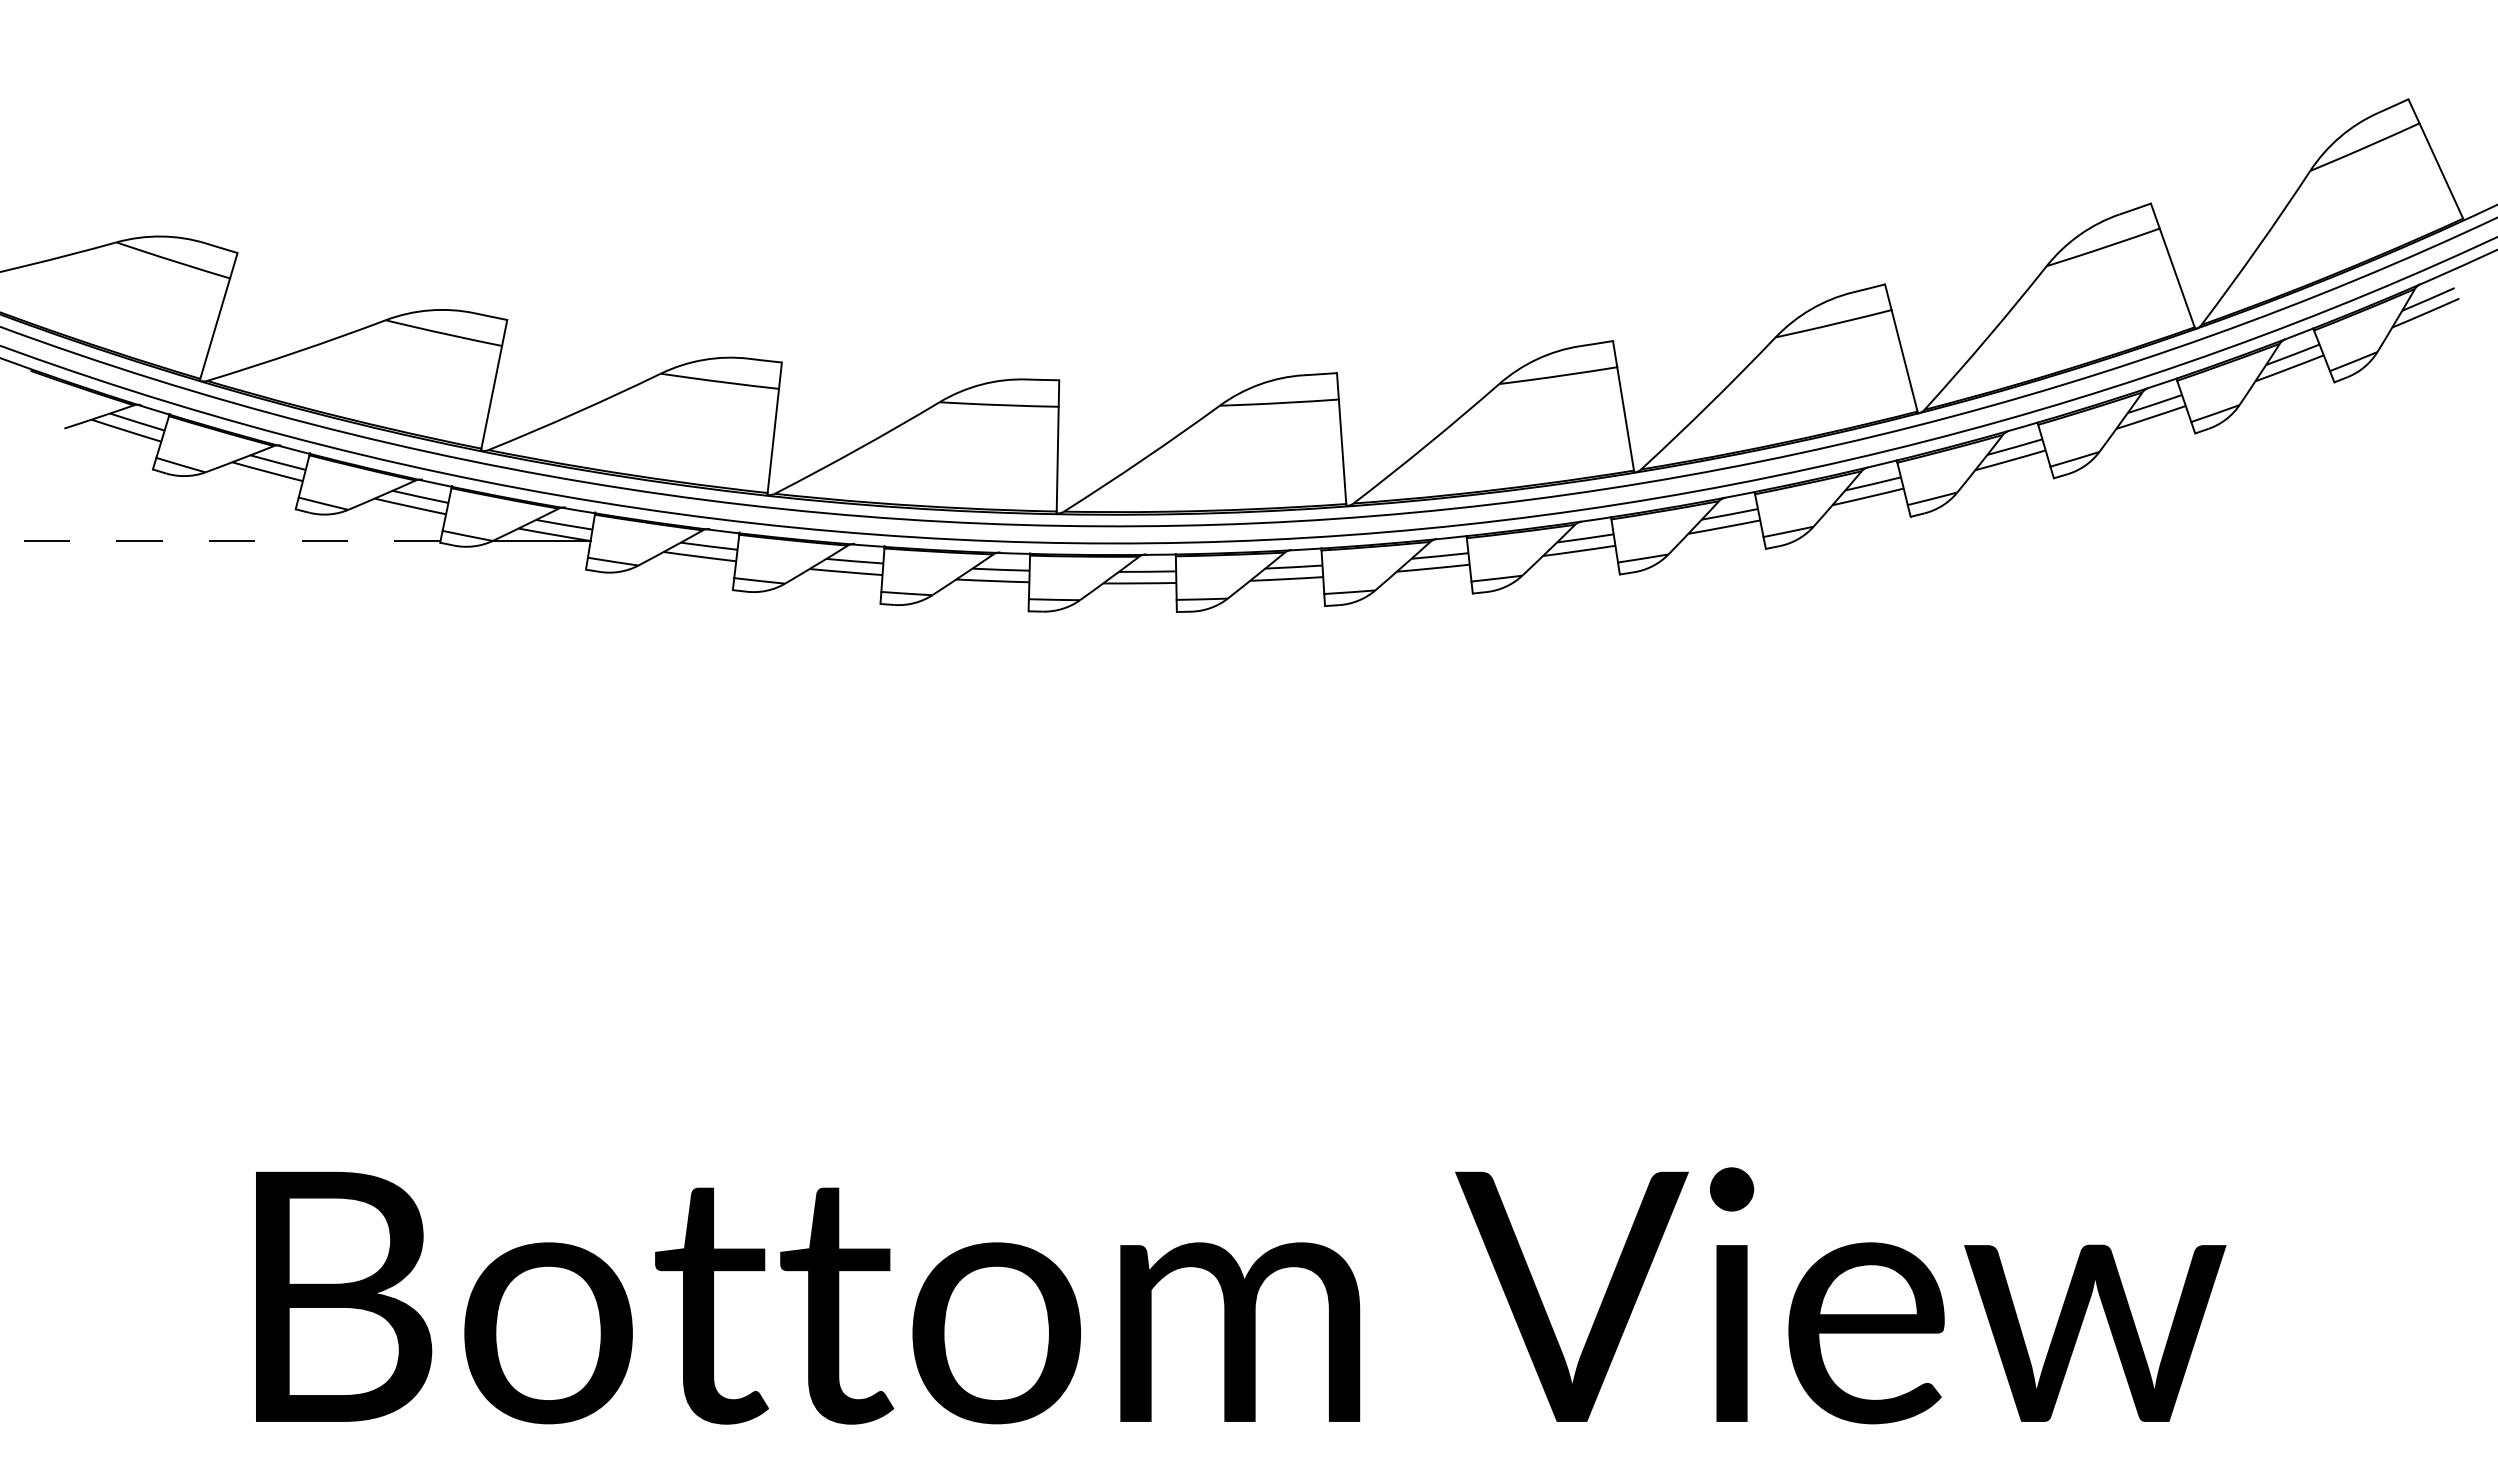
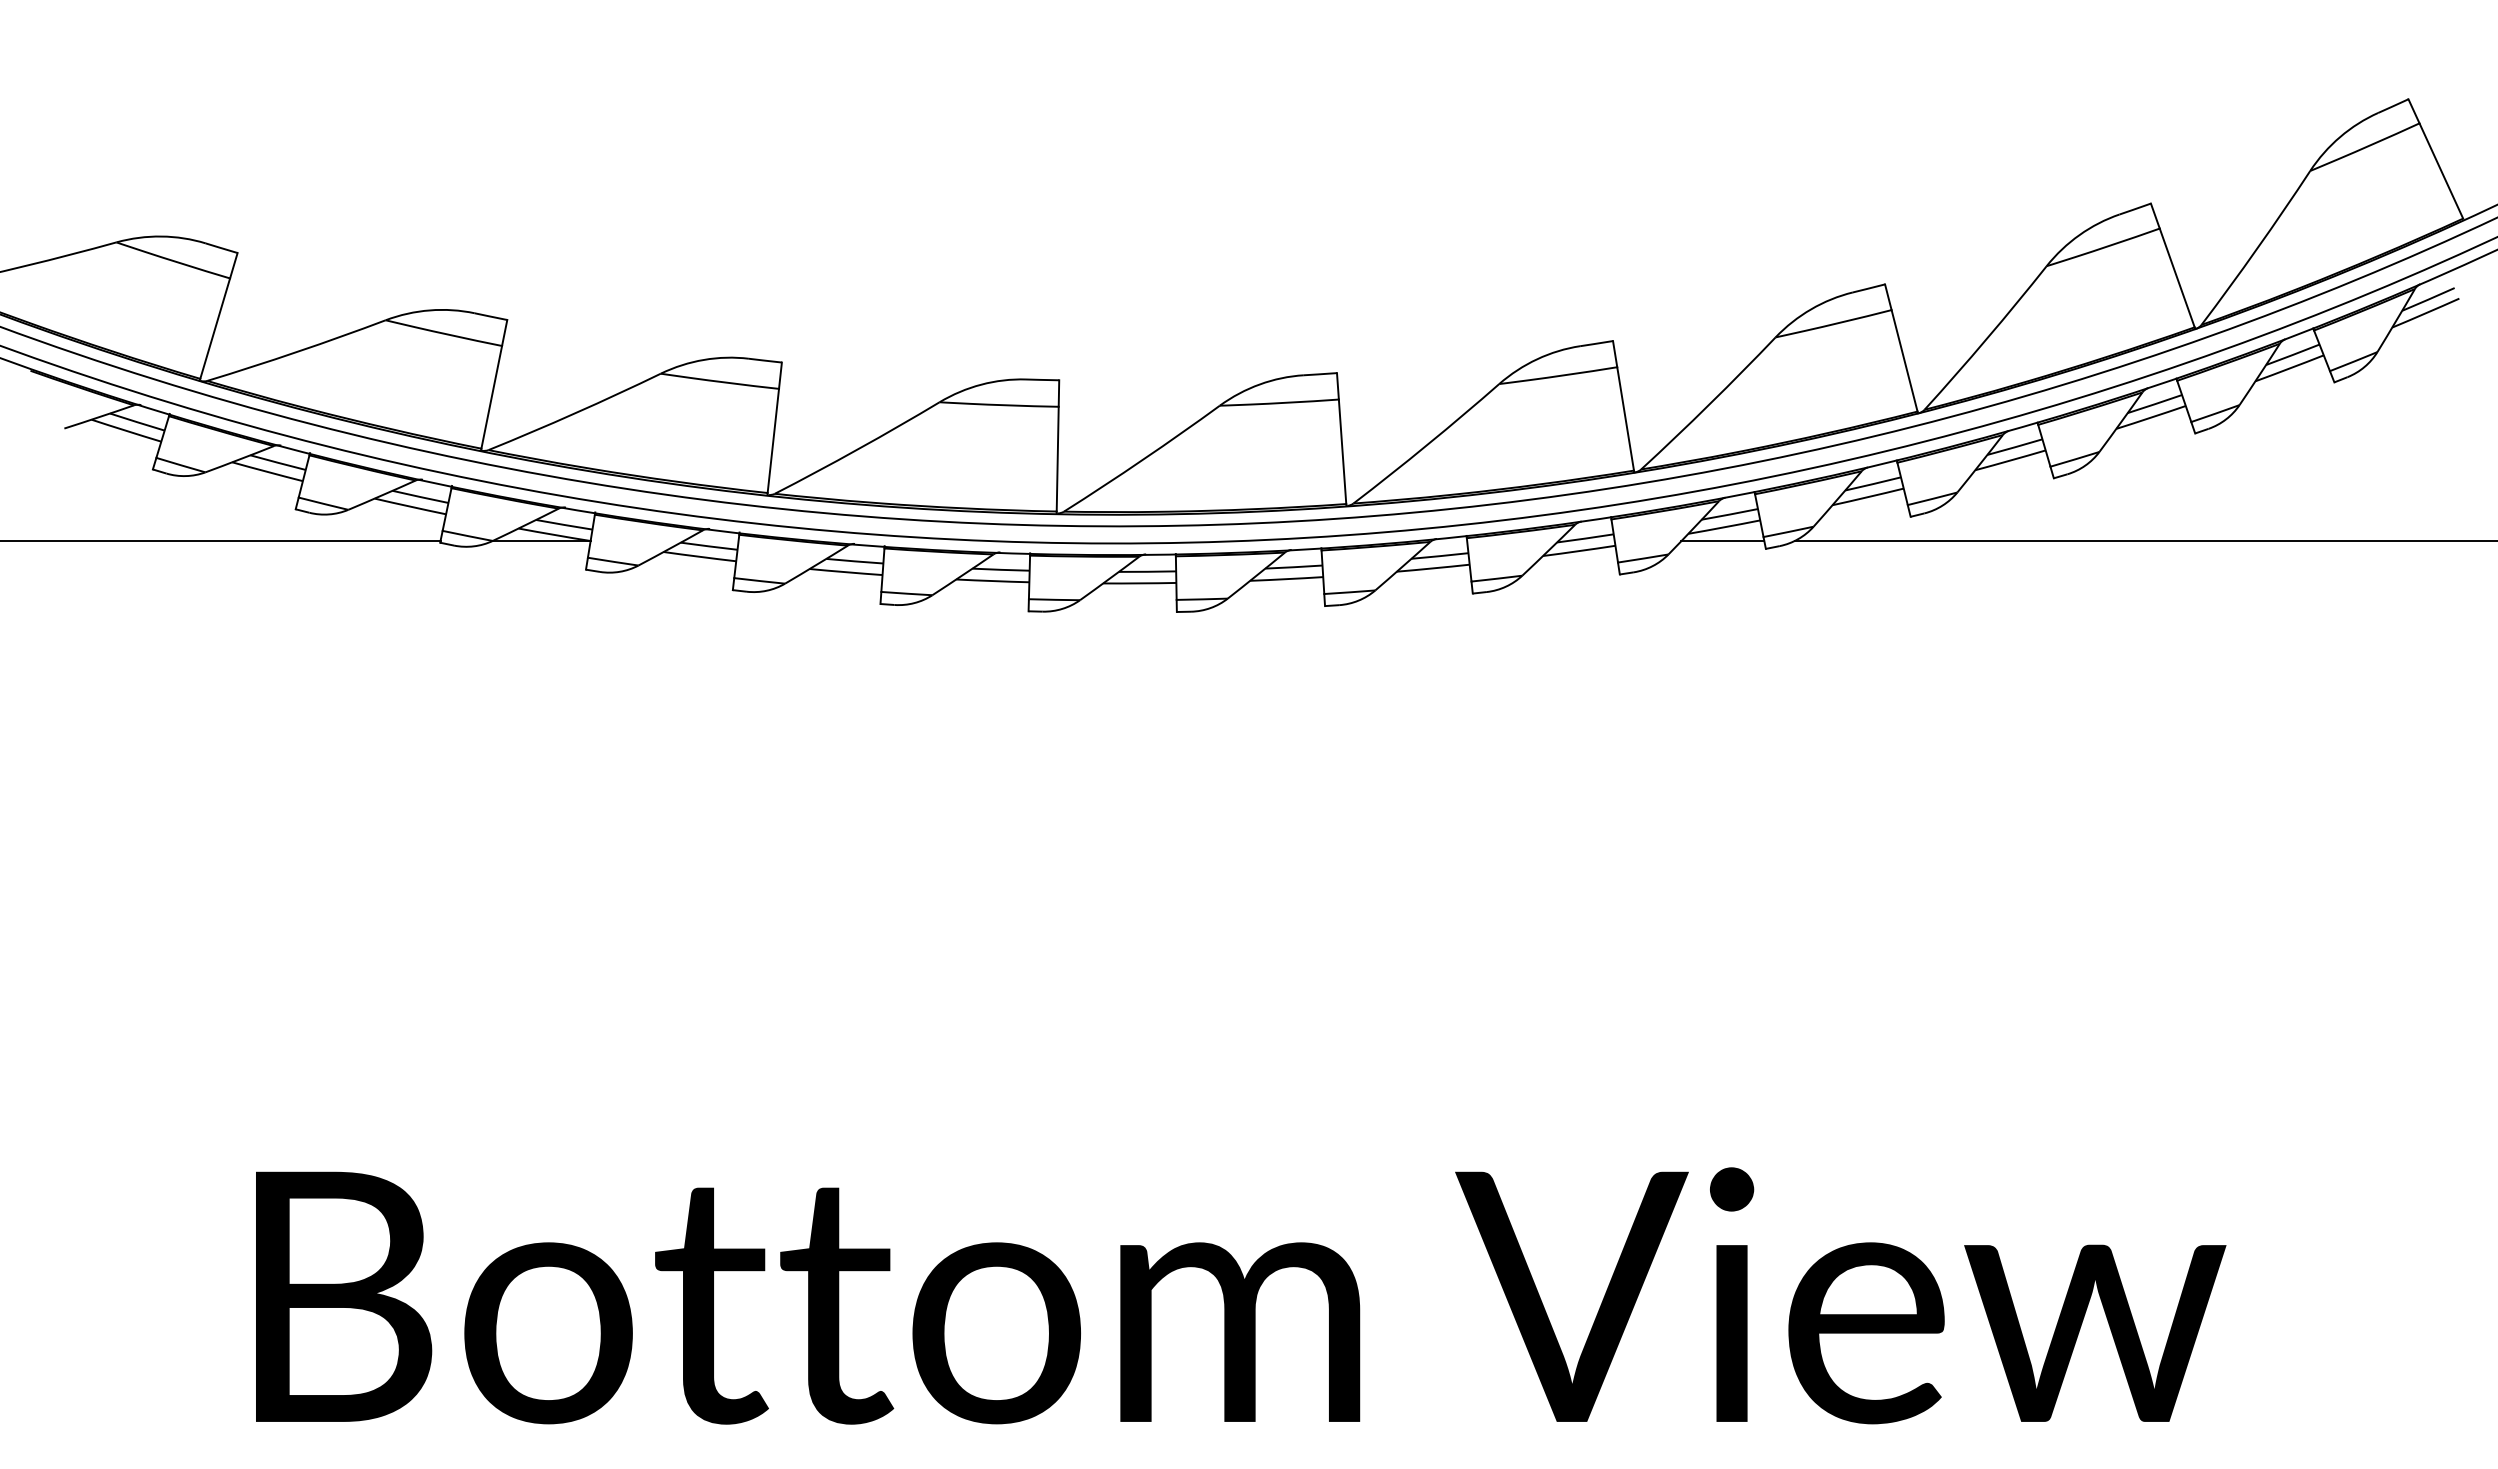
line: dashed -> solid (220, 541)
line: none -> present (1722, 541)
line: none -> present (2144, 541)
